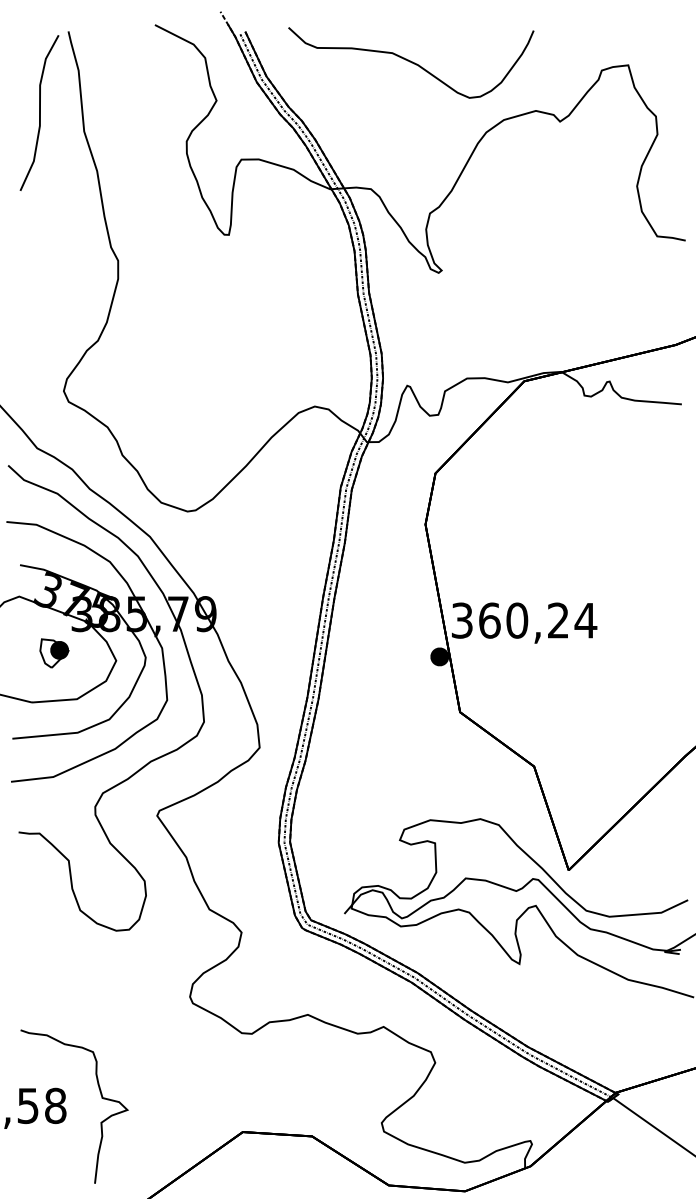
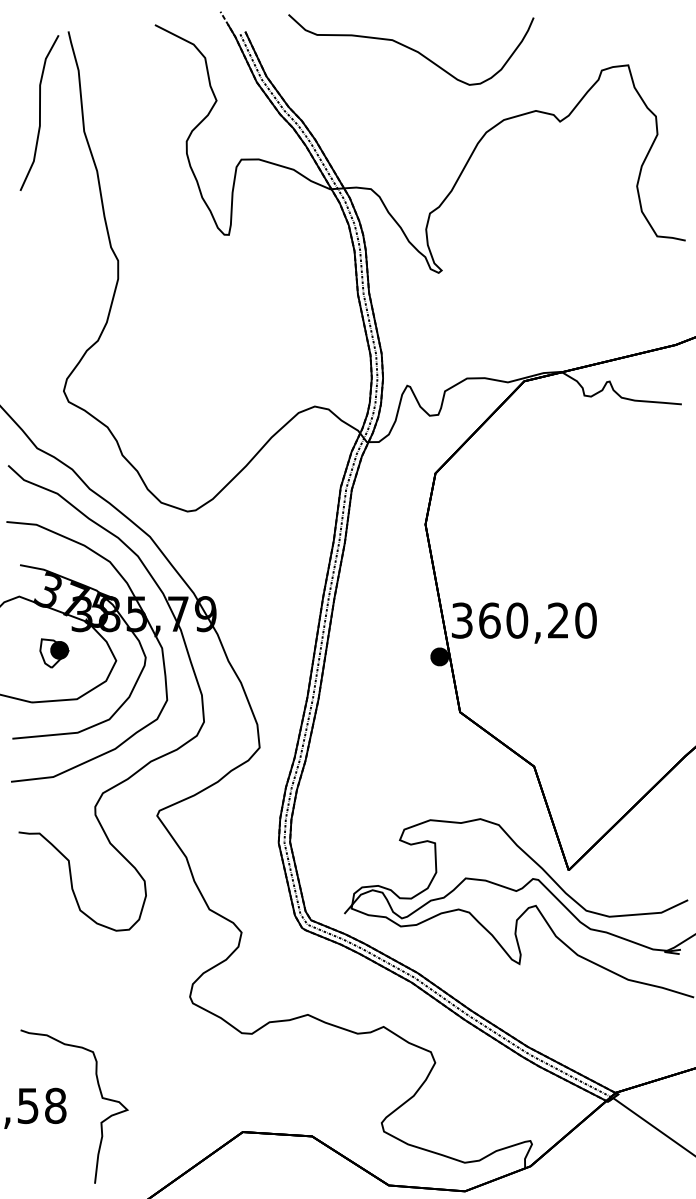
curve position: (411, 62) -> (411, 49) (411, 49)
text: 360,24 -> 360,20 (585, 620)
